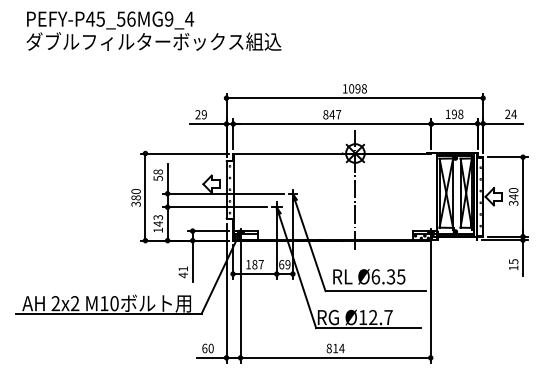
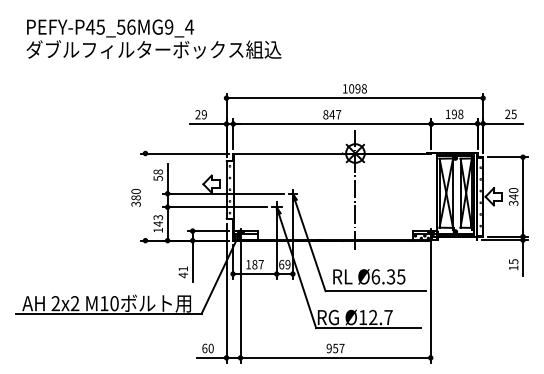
text position: (153, 30) -> (153, 38) (153, 38)
text: 24 -> 25 (513, 114)
line: present -> none (145, 196)
text: 814 -> 957 (335, 348)
